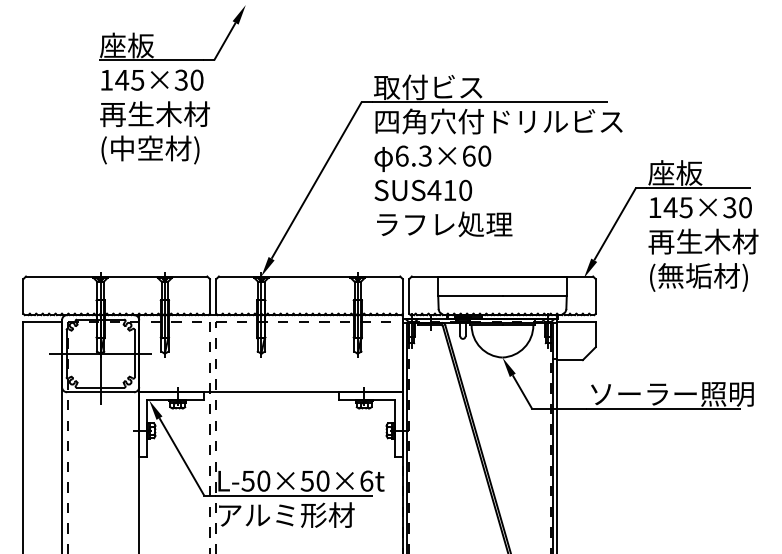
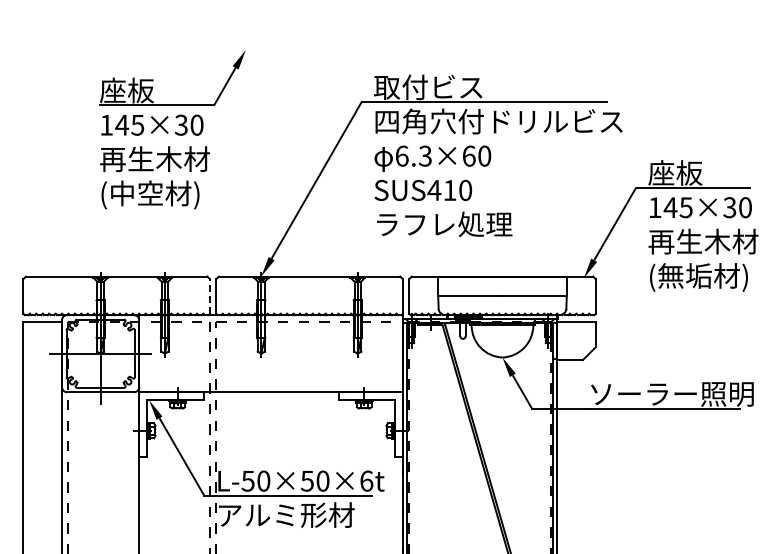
part position: (172, 84) -> (172, 129) (172, 129)
line: solid -> dashed (209, 295)
